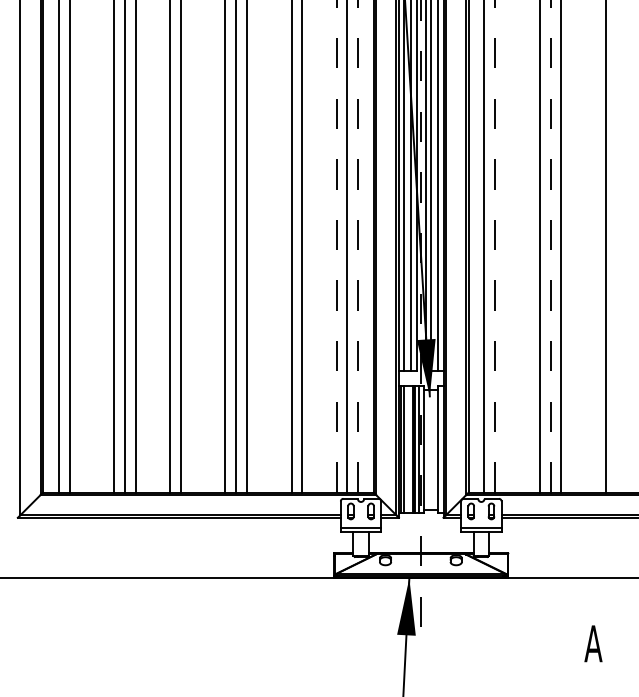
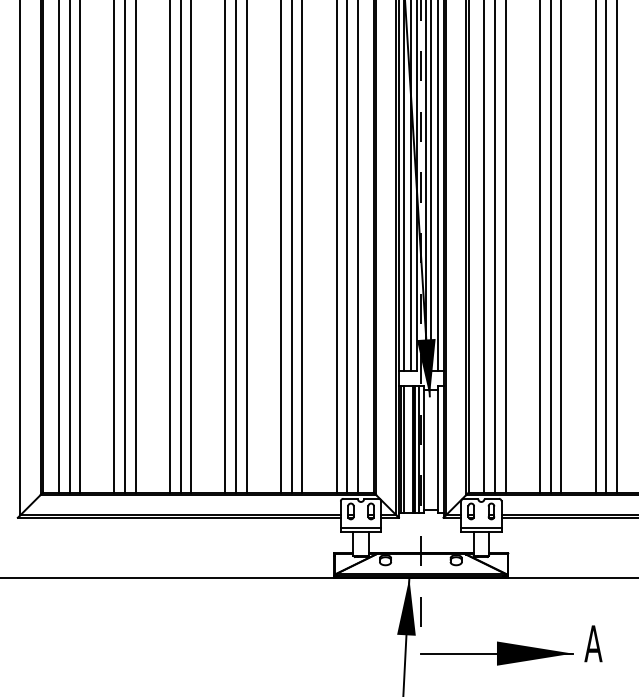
line: dashed -> solid (336, 245)
line: dashed -> solid (358, 245)
line: dashed -> solid (495, 245)
line: dashed -> solid (550, 245)
line: none -> present (80, 247)
line: none -> present (191, 247)
line: none -> present (281, 247)
line: none -> present (505, 247)
line: none -> present (595, 247)
line: none -> present (616, 247)
part: none -> present (496, 653)
